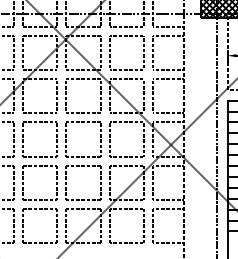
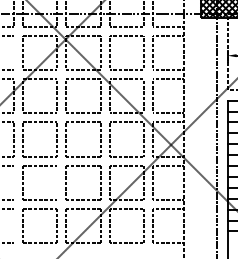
line: present -> none (14, 53)
line: present -> none (14, 182)
line: present -> none (57, 182)
line: present -> none (14, 225)
